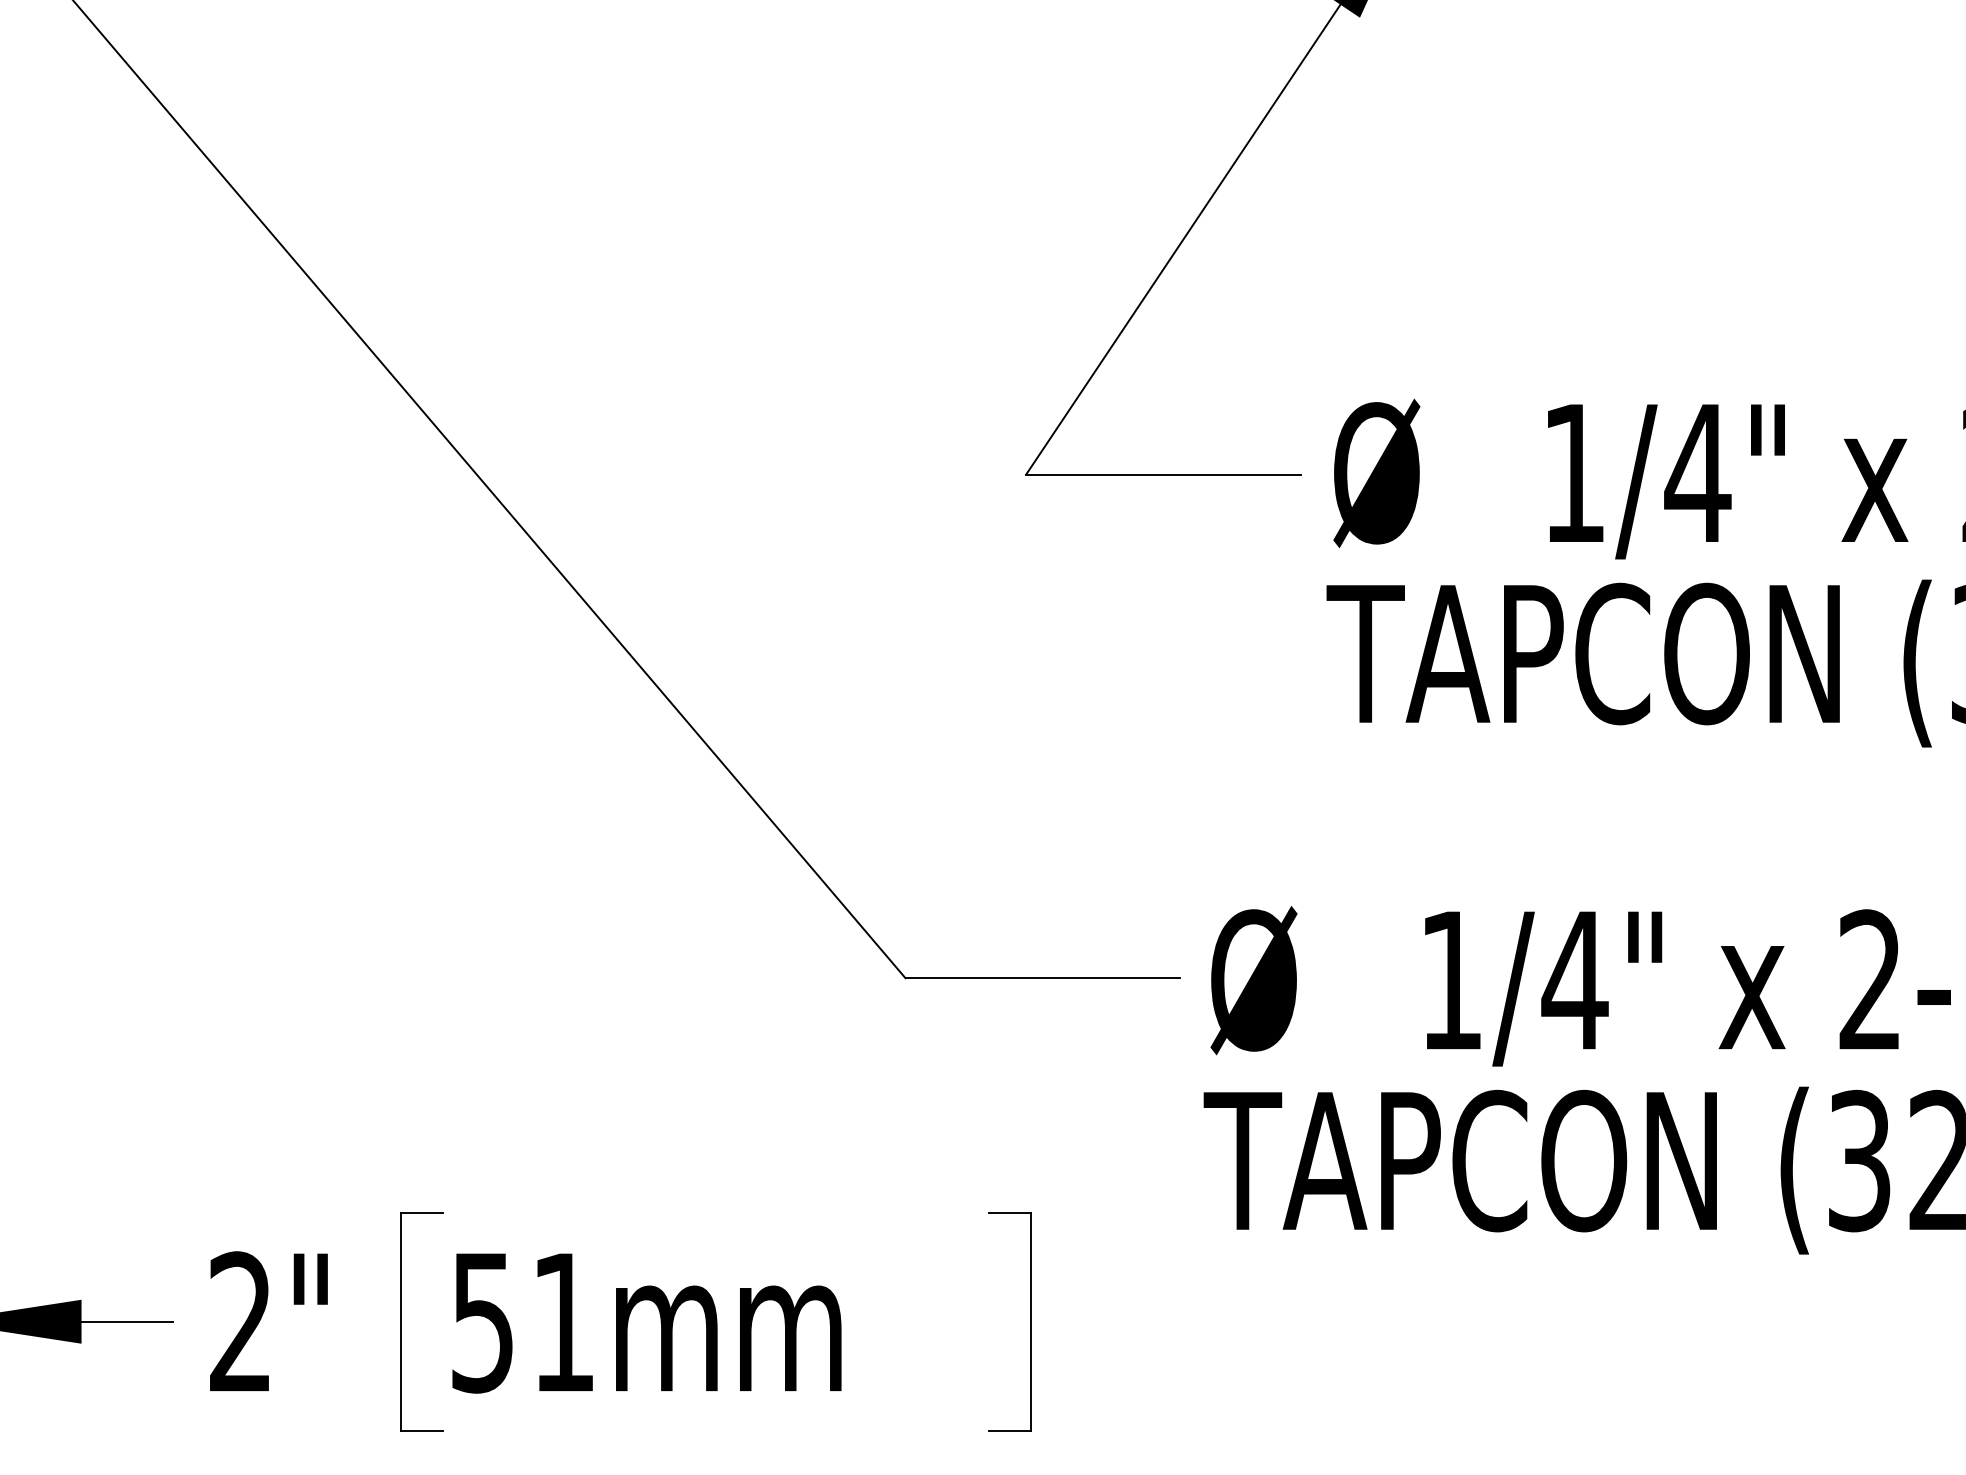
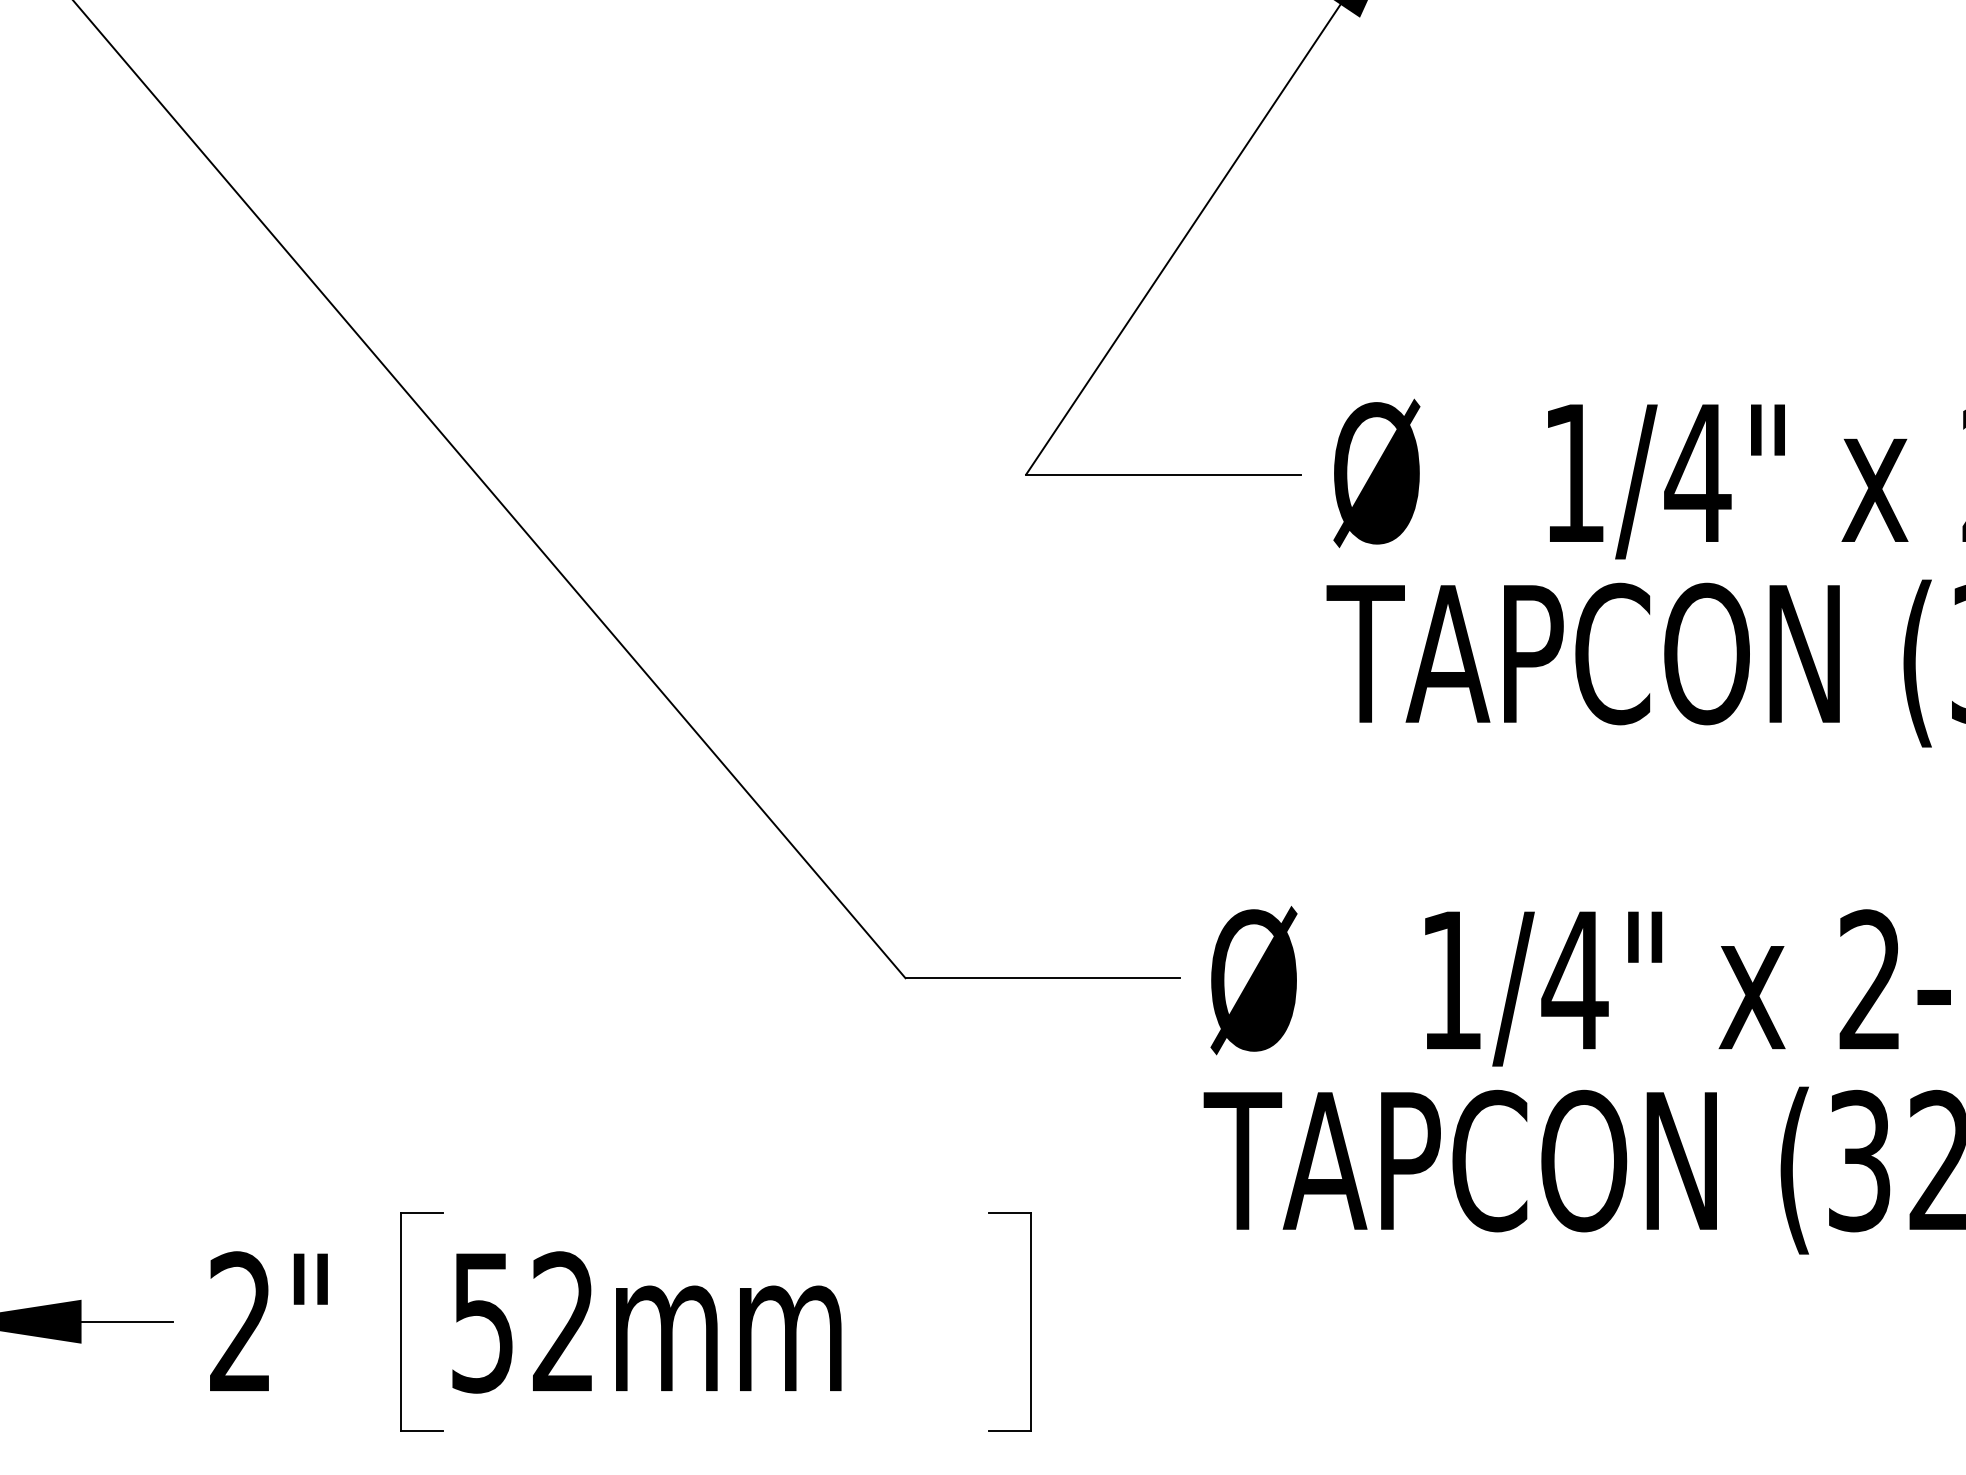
text: 51mm -> 52mm (562, 1321)
